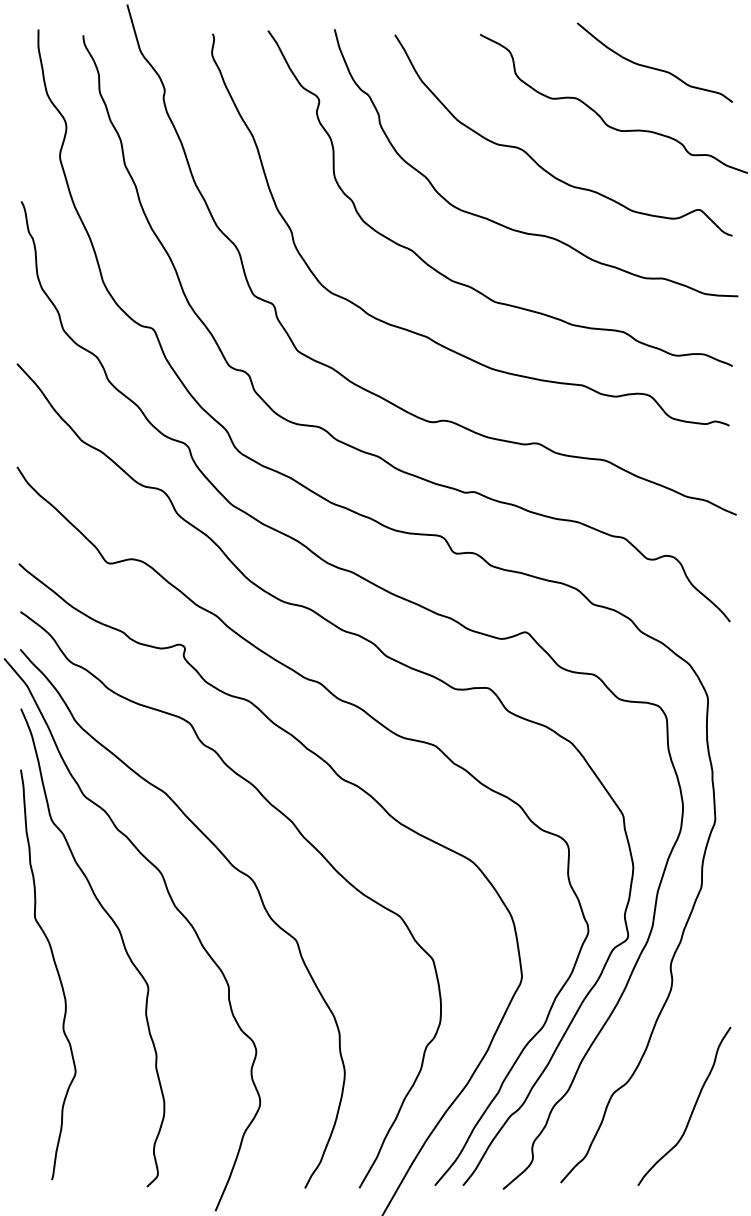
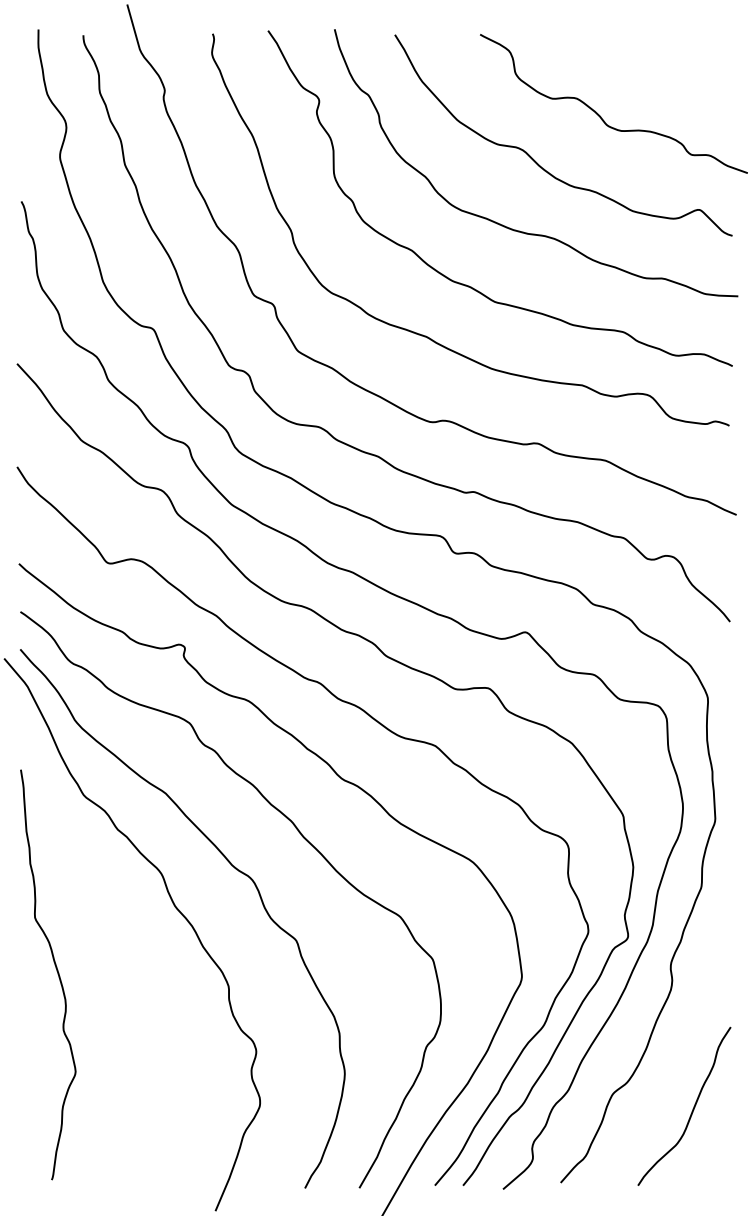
curve: present -> none (654, 67)
curve: present -> none (120, 937)
